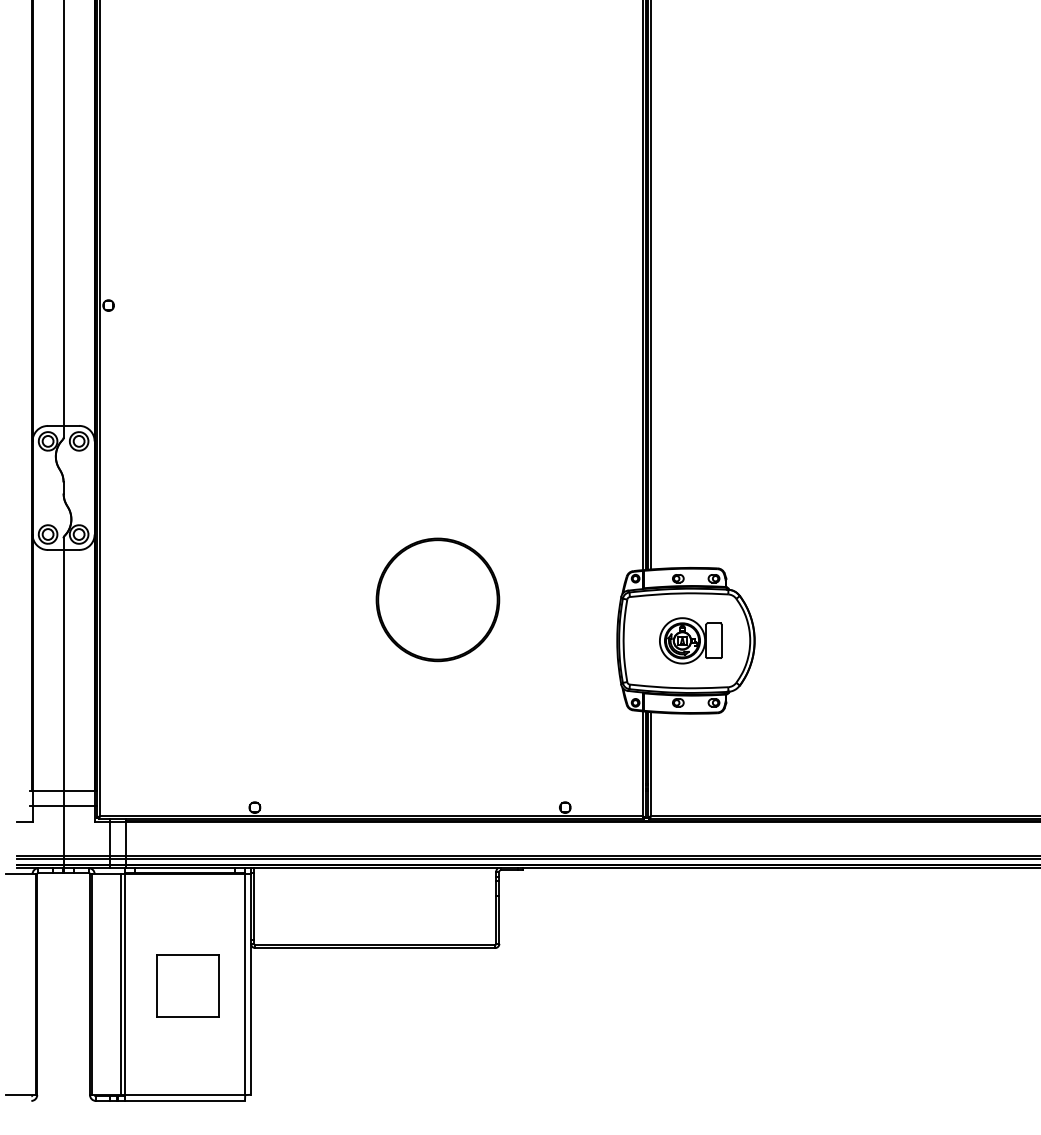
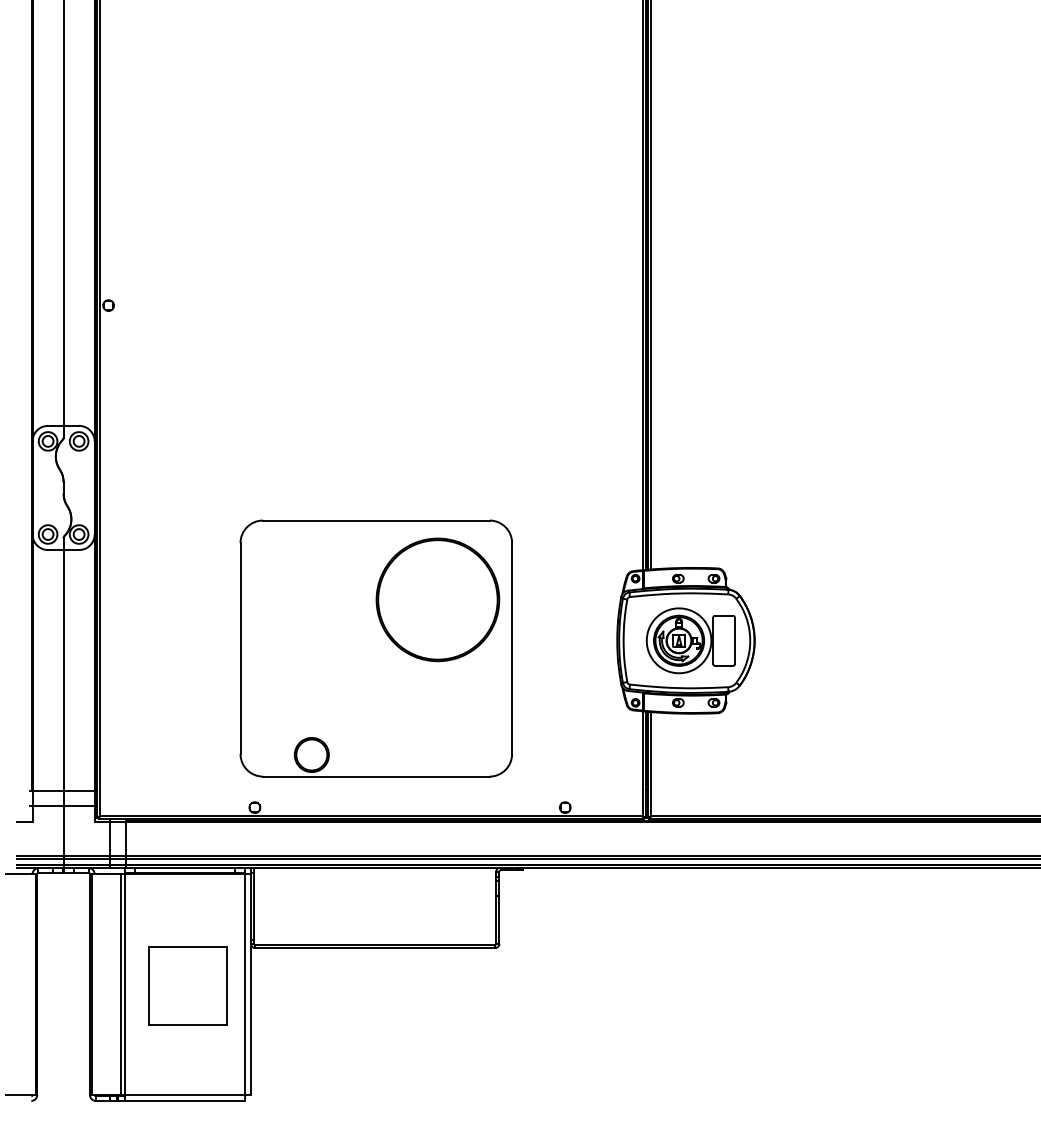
part size: 64x48 px -> 91x68 px (690, 640)
part: none -> present (375, 648)
part size: 64x64 px -> 80x80 px (187, 985)
